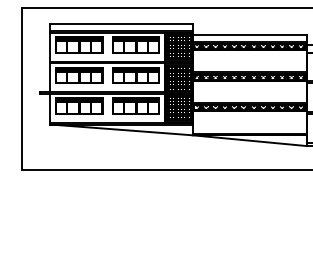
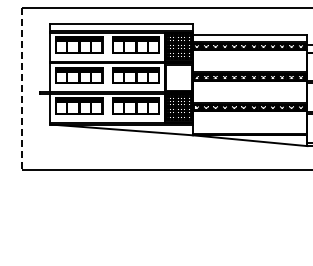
hatch: present -> none (178, 77)
line: solid -> dashed (22, 89)
